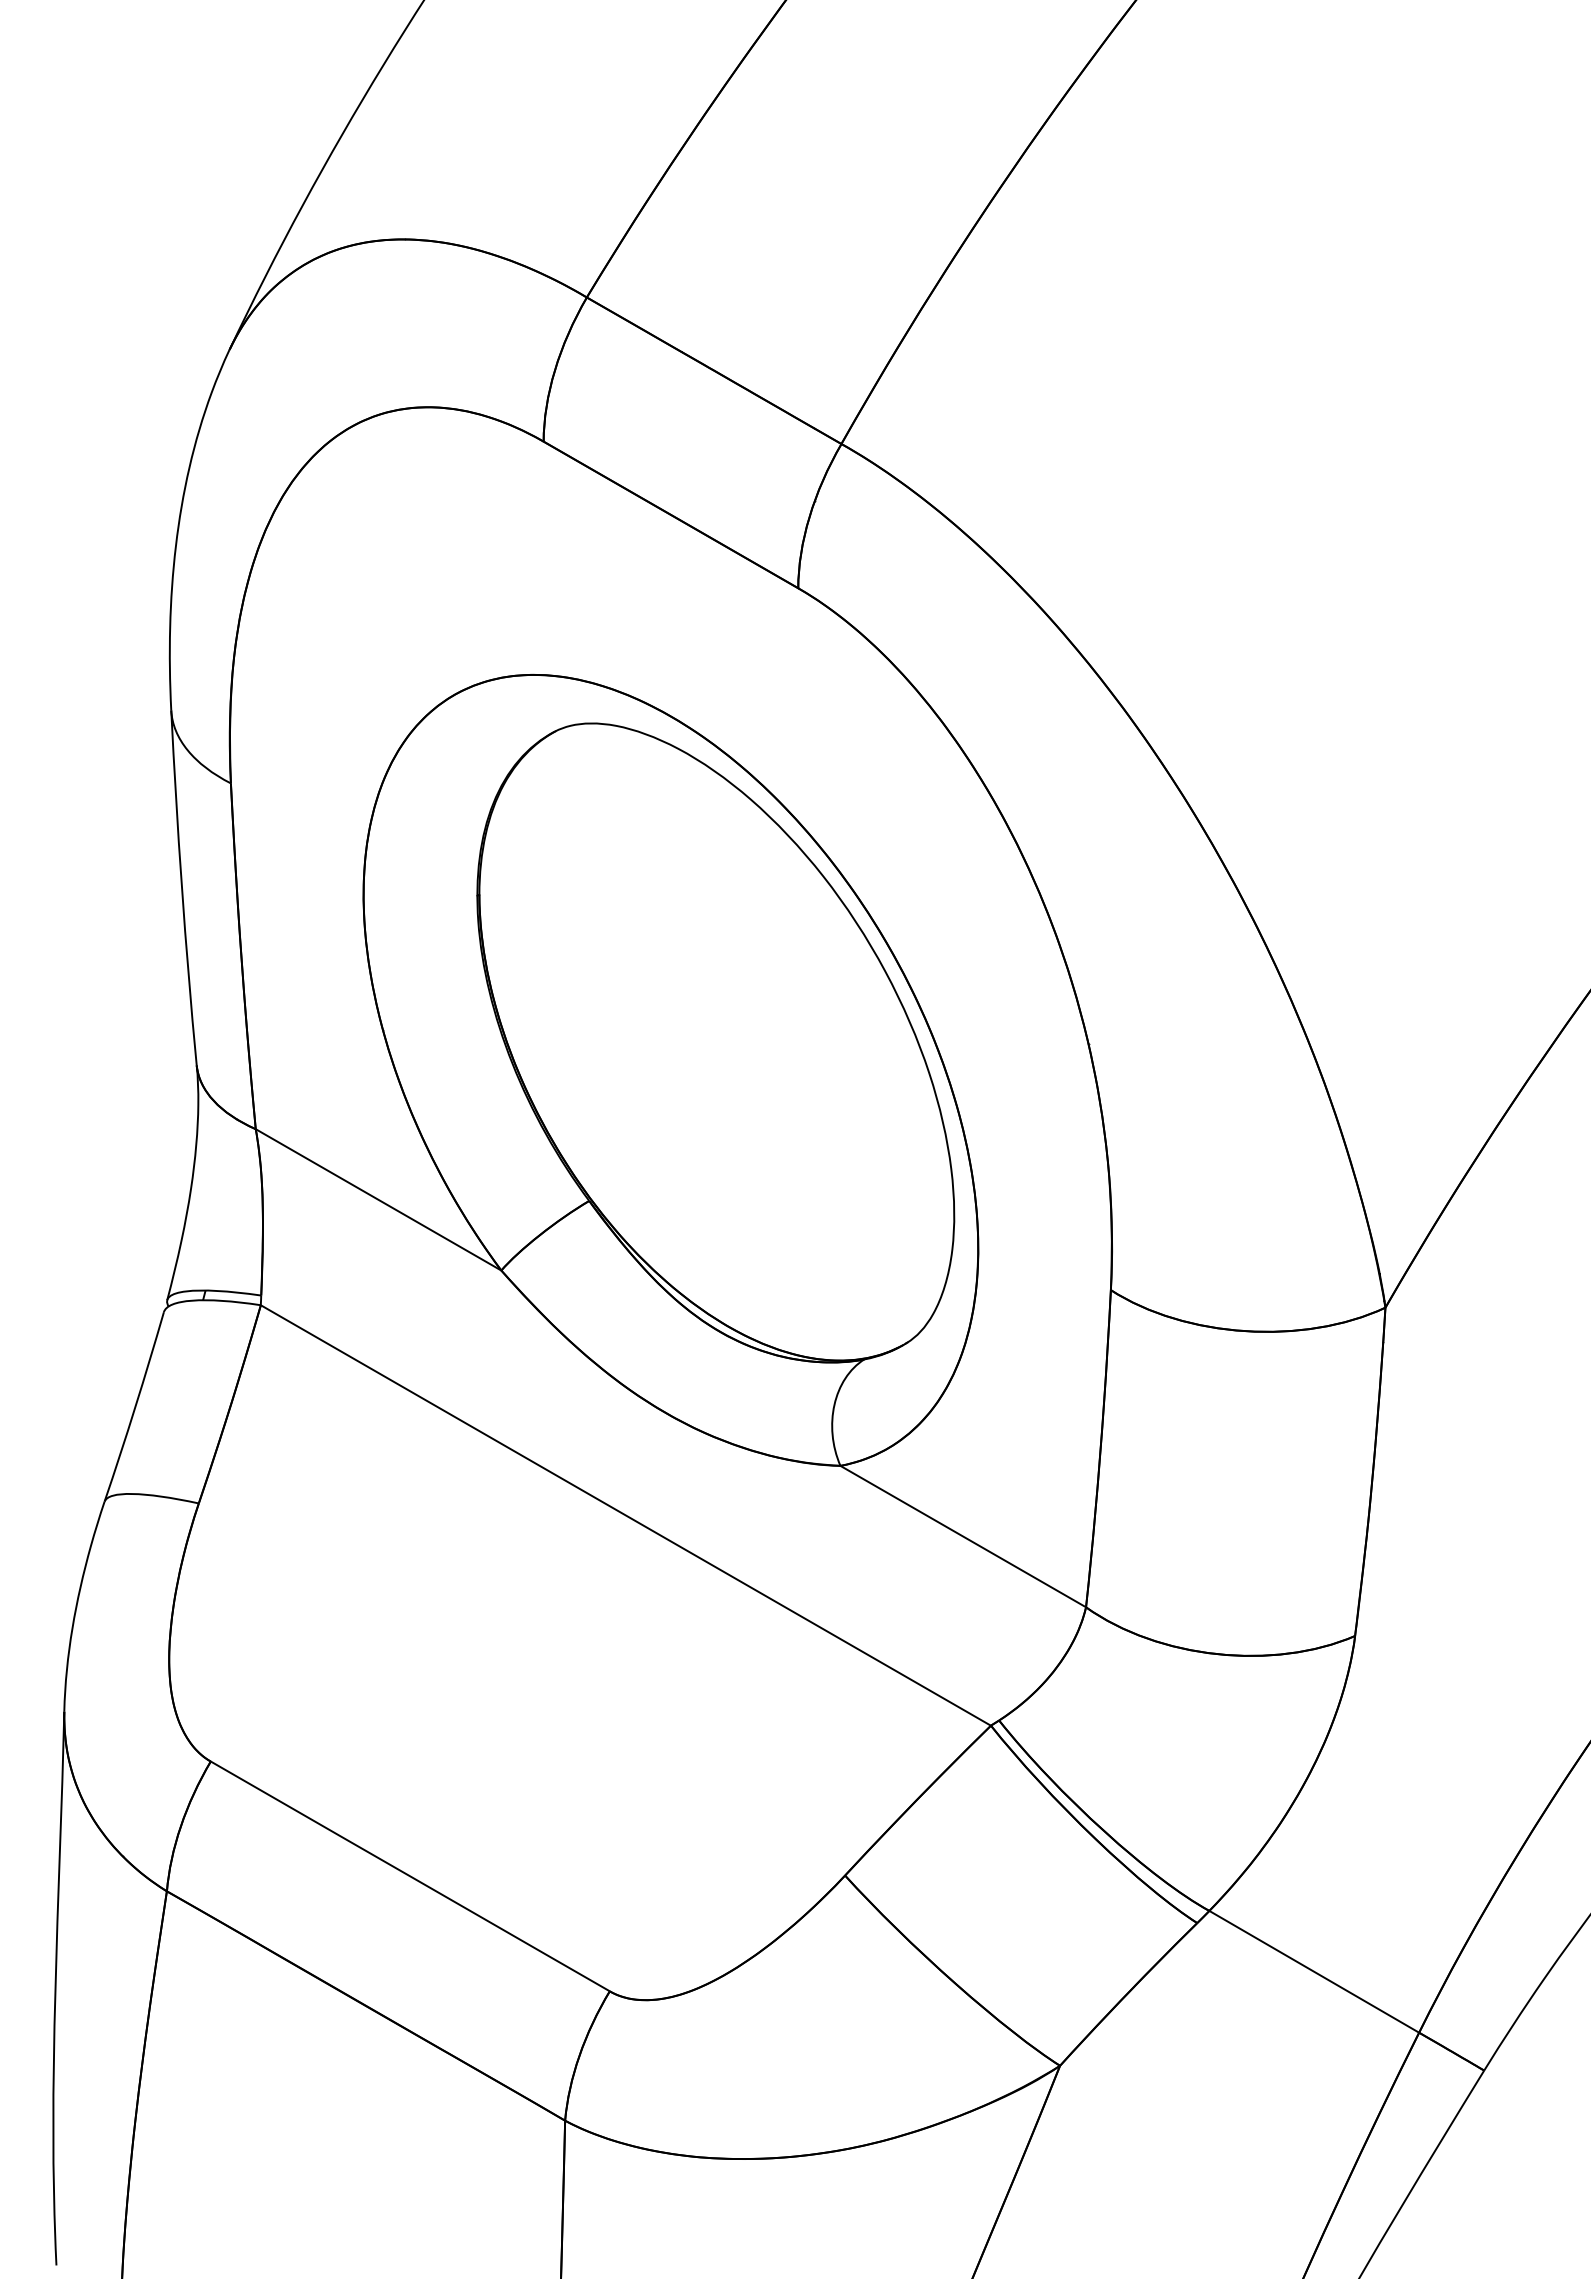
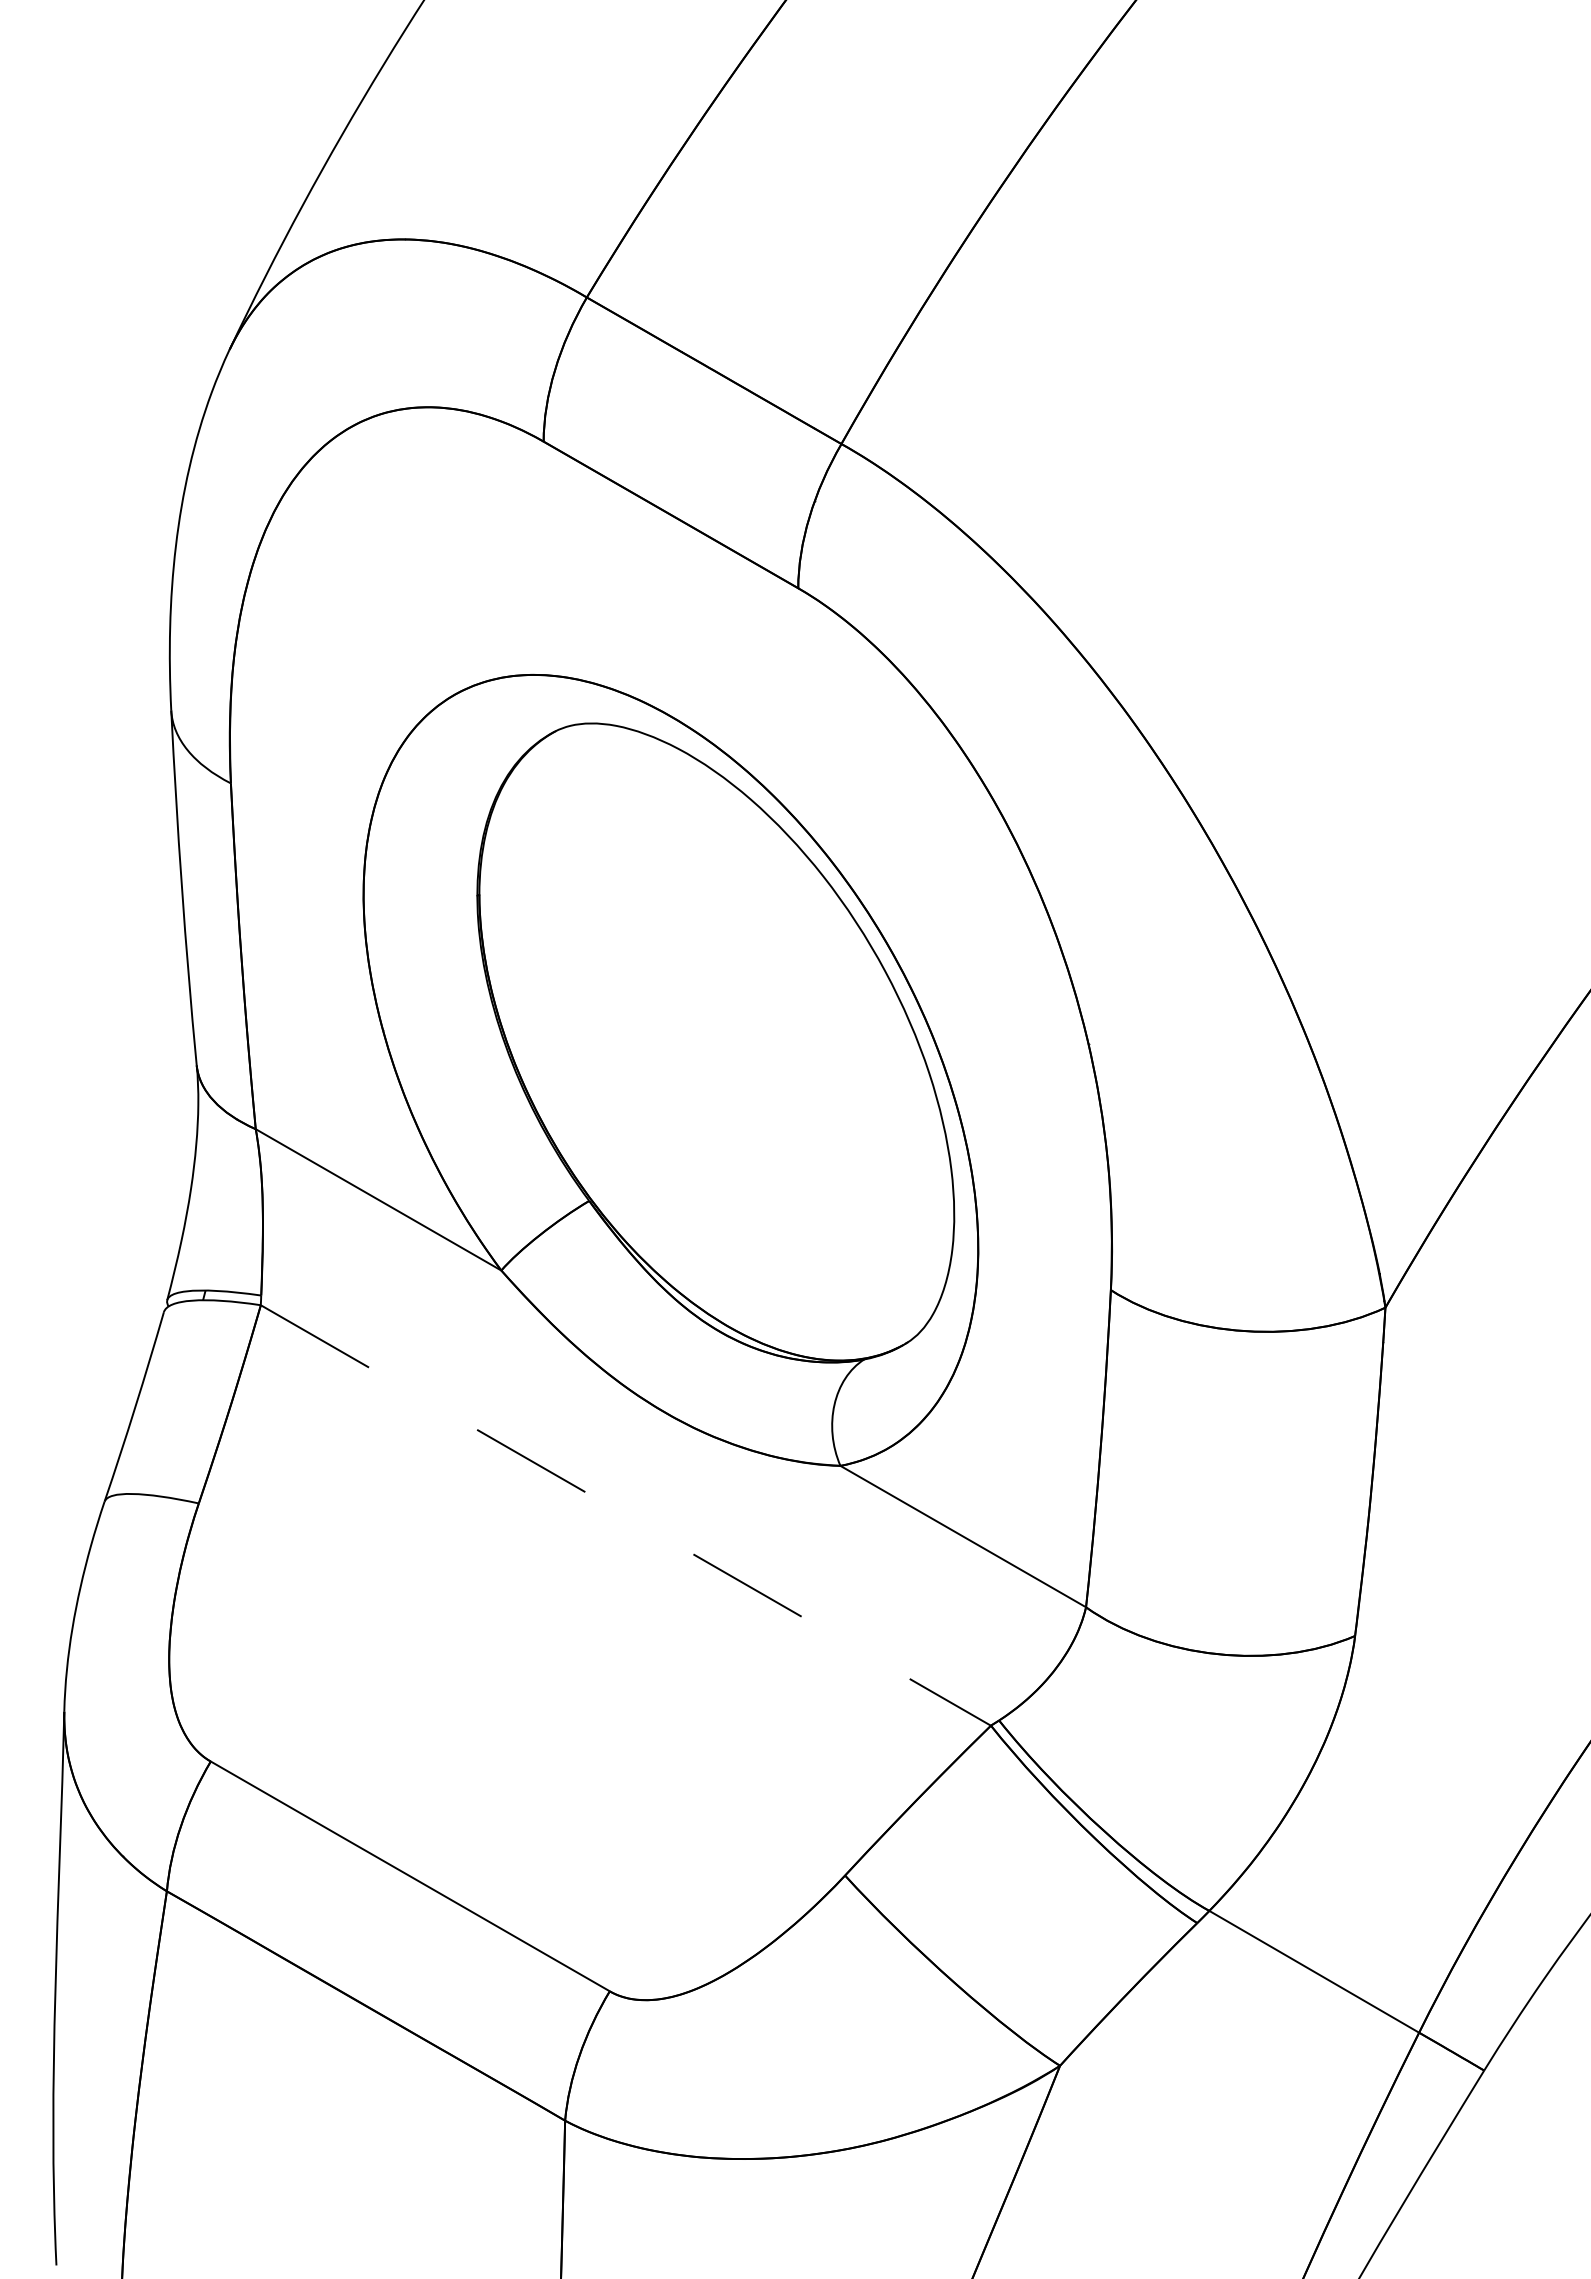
line: solid -> dashed (626, 1515)
